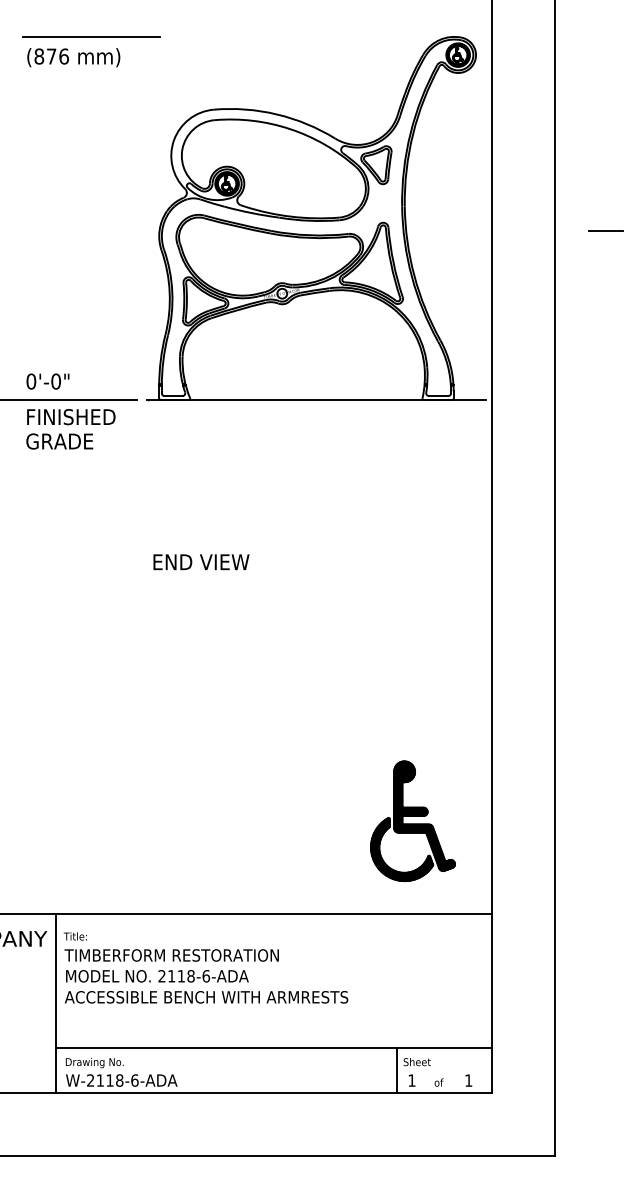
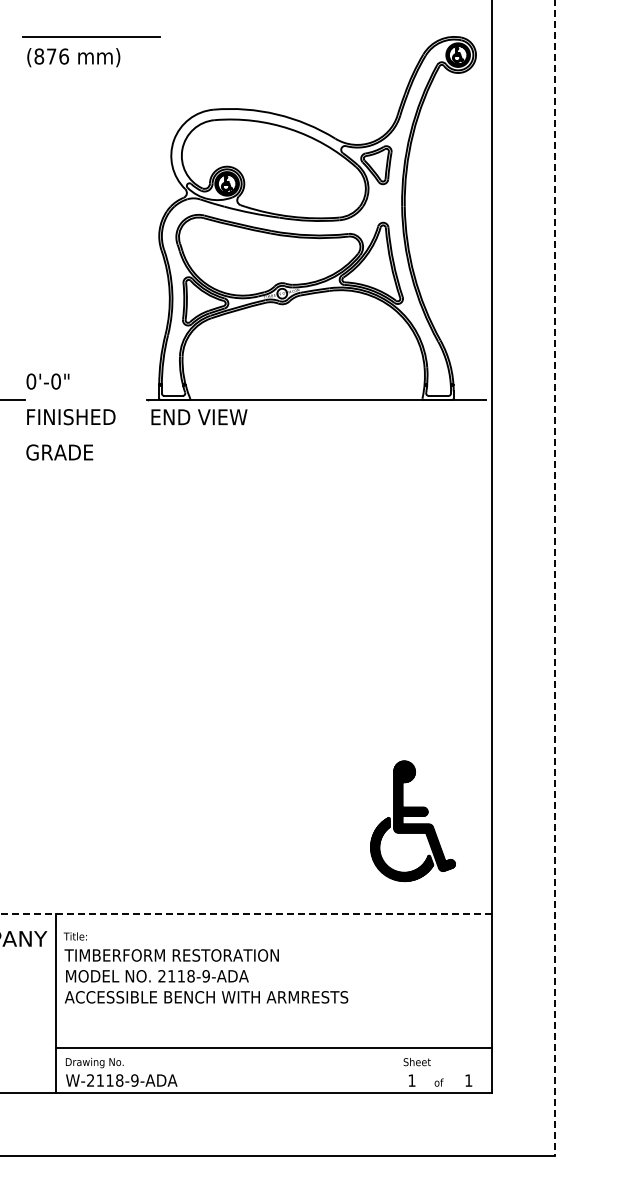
line: present -> none (605, 231)
line: present -> none (81, 399)
text position: (59, 441) -> (59, 452) (59, 452)
text position: (201, 562) -> (199, 417) (199, 417)
line: solid -> dashed (554, 578)
line: solid -> dashed (246, 913)
text: 2118-6-ADA -> 2118-9-ADA (206, 976)
line: present -> none (397, 1070)
text: W-2118-6-ADA -> W-2118-9-ADA (134, 1080)
